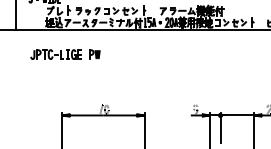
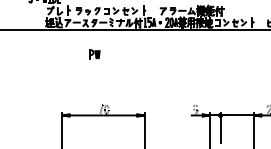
line: present -> none (16, 15)
part: present -> none (55, 54)
